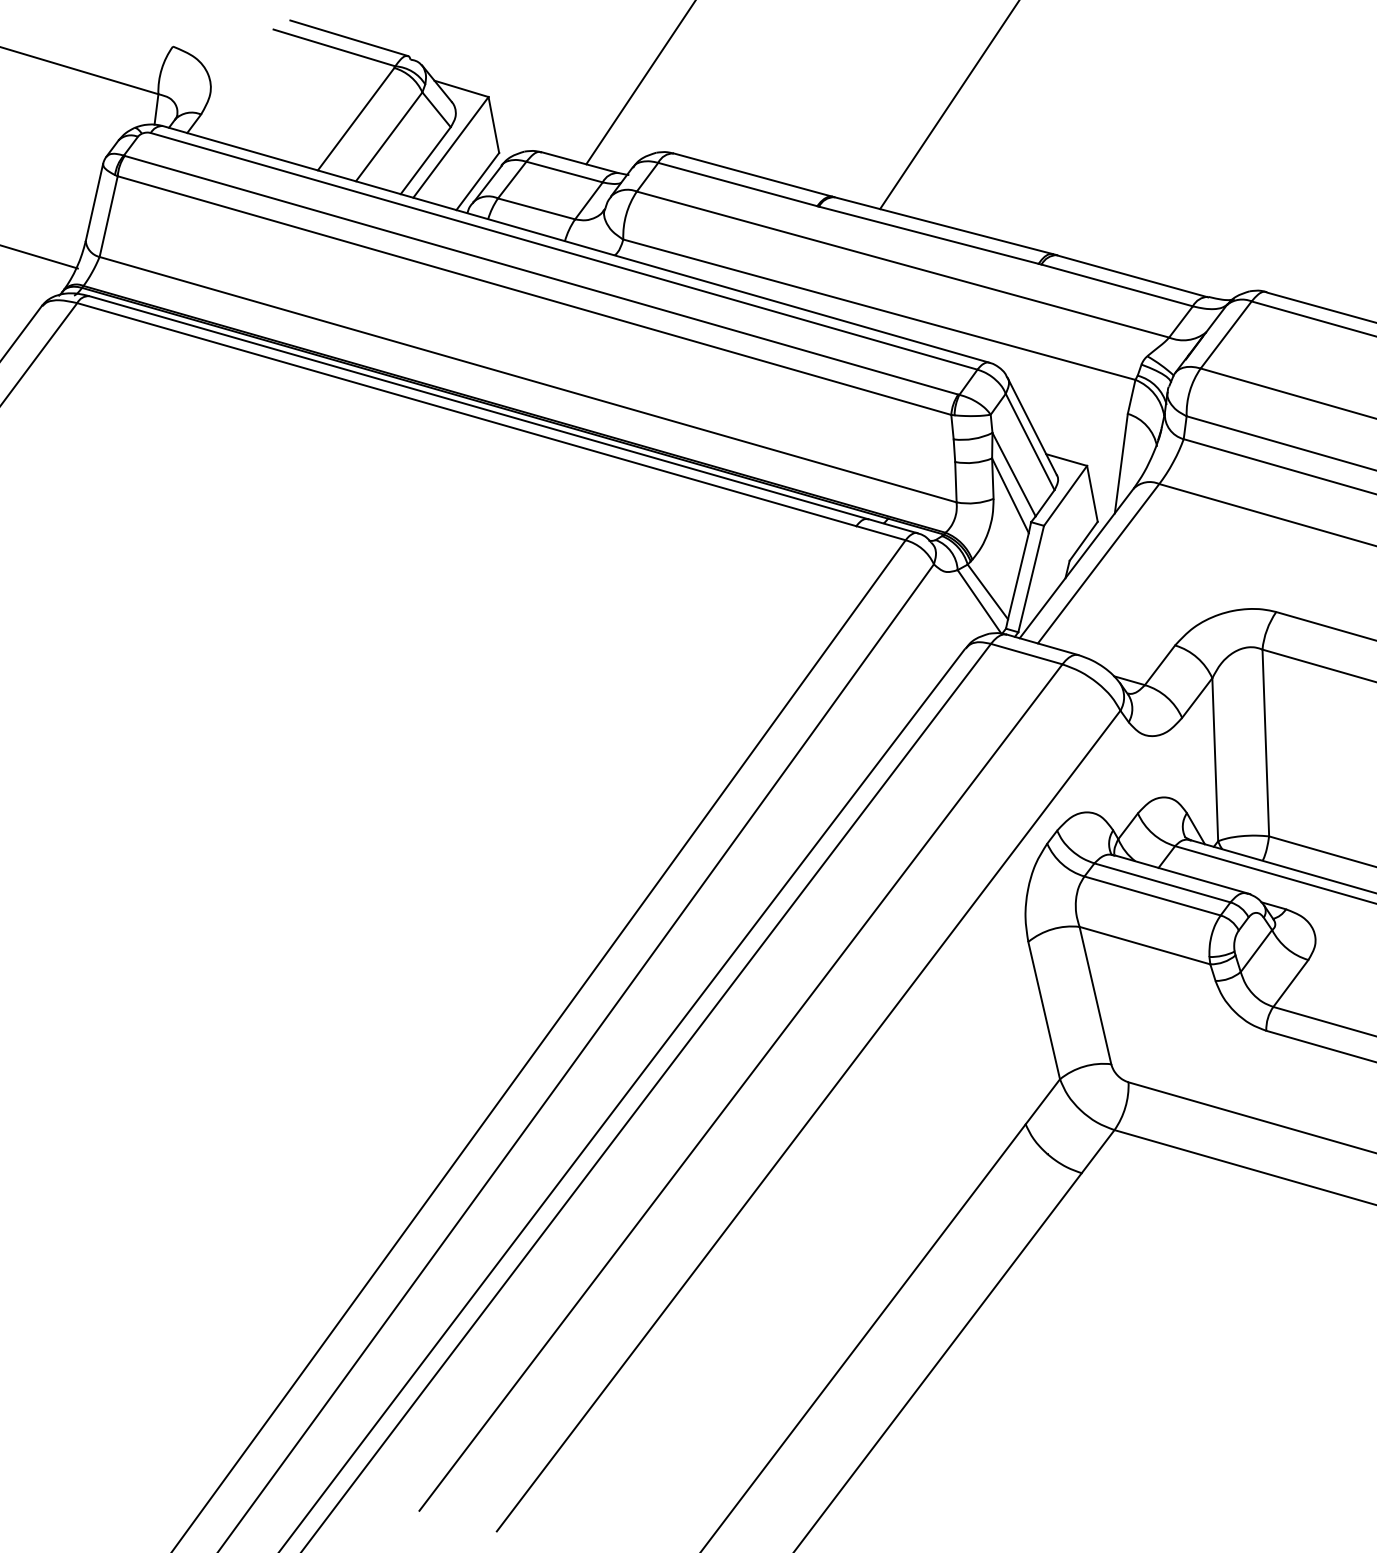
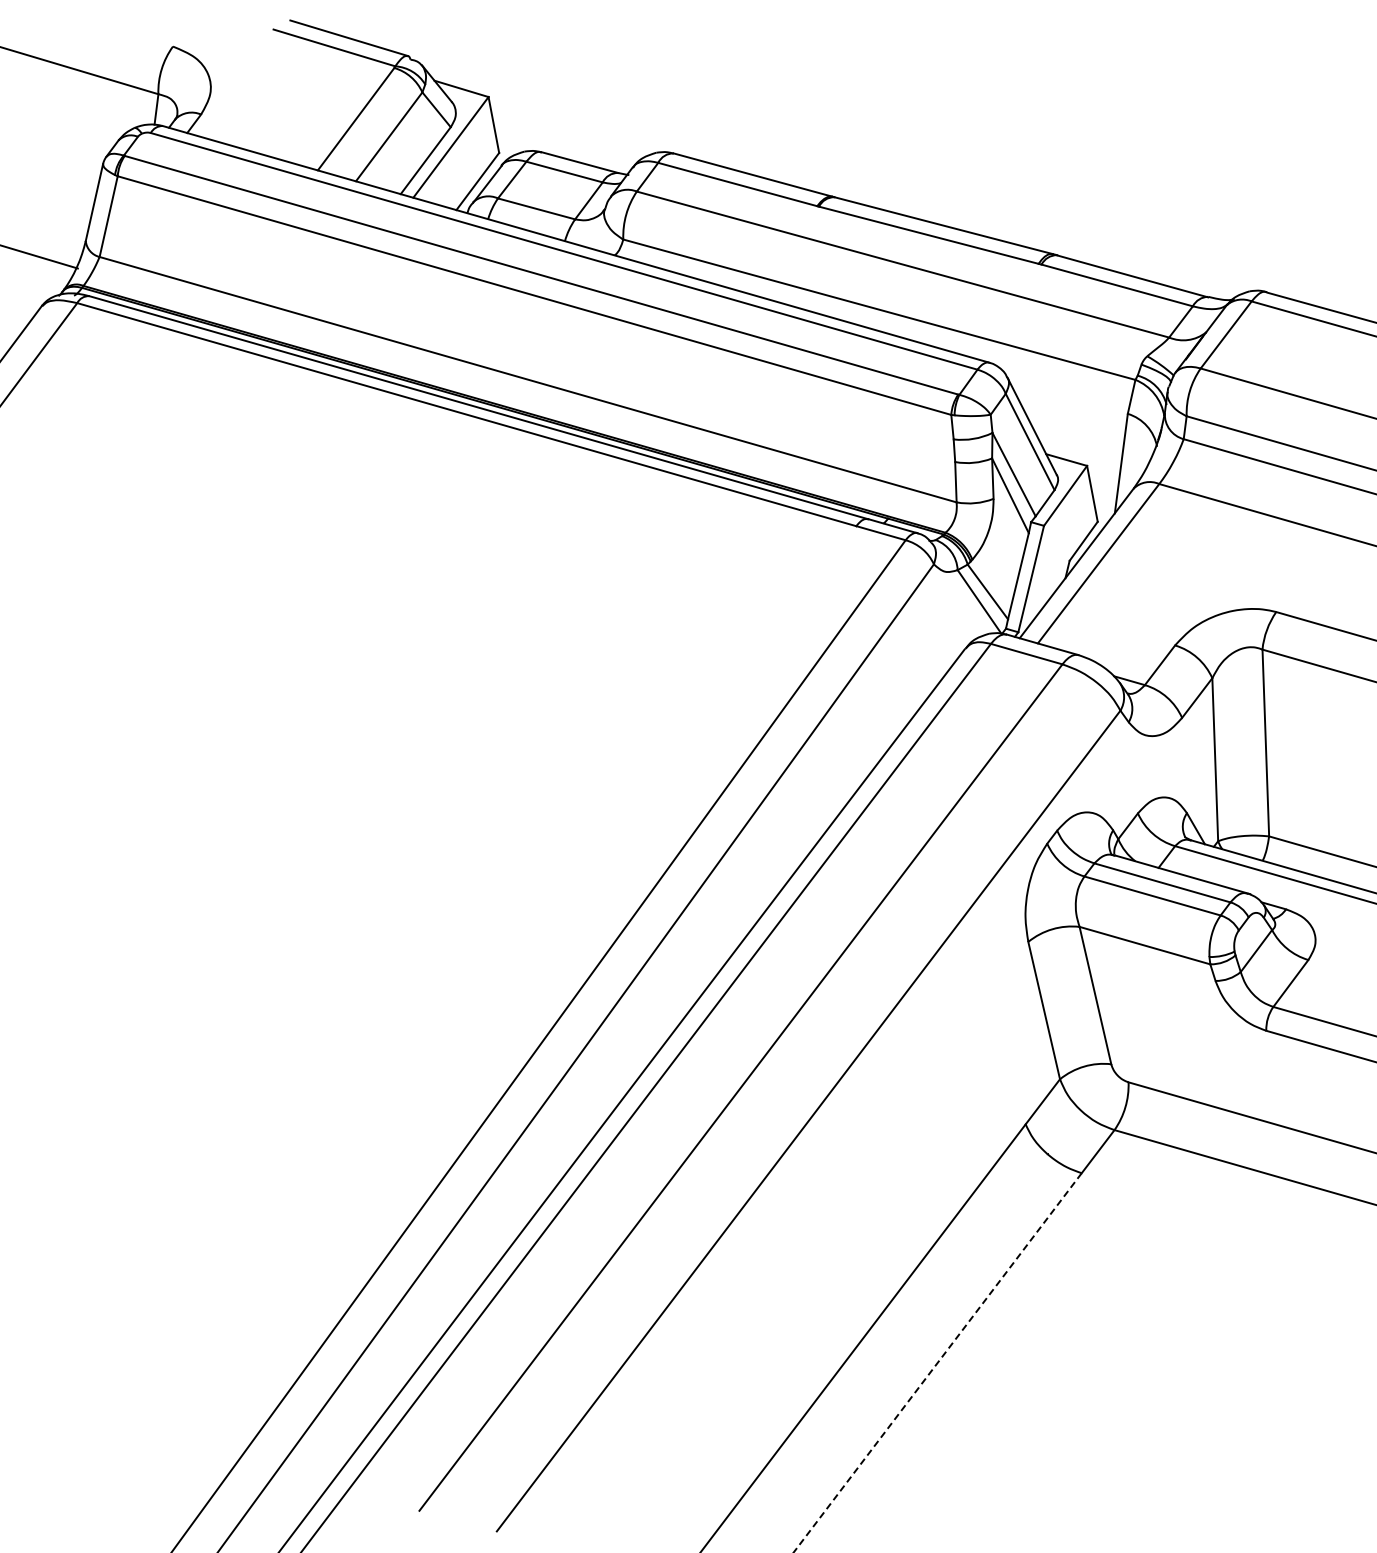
line: present -> none (640, 83)
line: present -> none (948, 105)
line: solid -> dashed (937, 1363)
